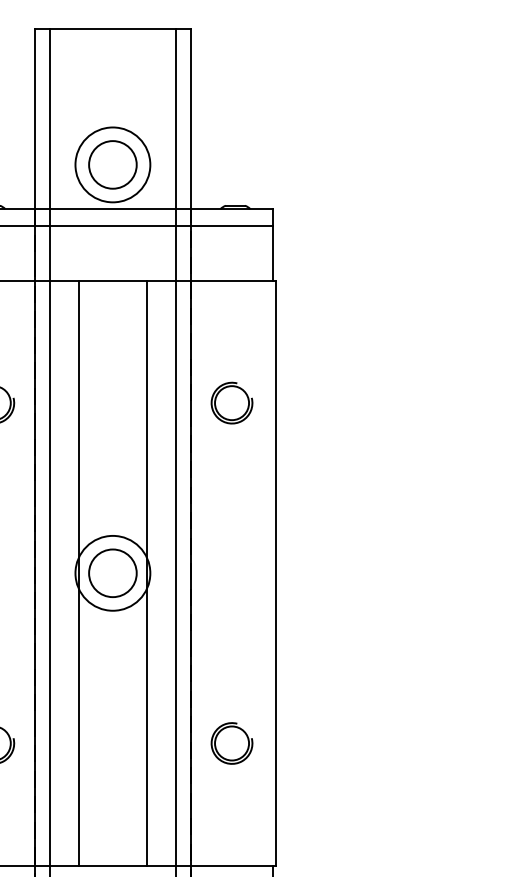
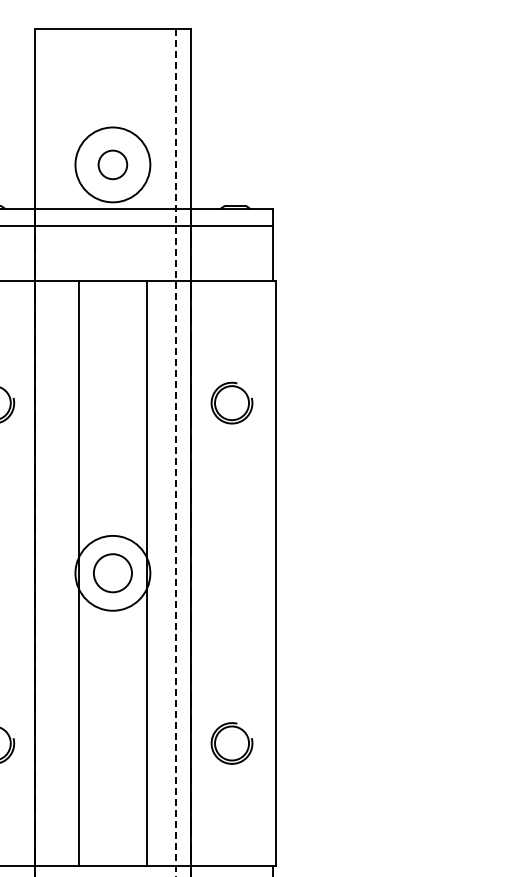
circle diameter: 48 px -> 29 px (112, 164)
line: present -> none (50, 450)
line: solid -> dashed (175, 452)
circle size: 50x50 px -> 40x41 px (112, 573)
